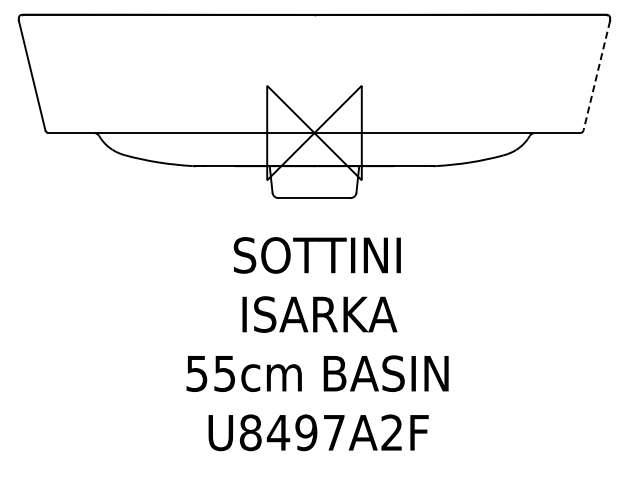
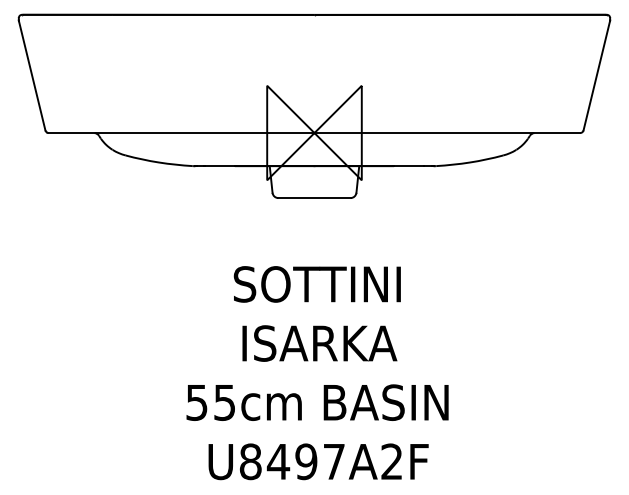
line: dashed -> solid (596, 76)
text position: (317, 344) -> (317, 373) (317, 373)
